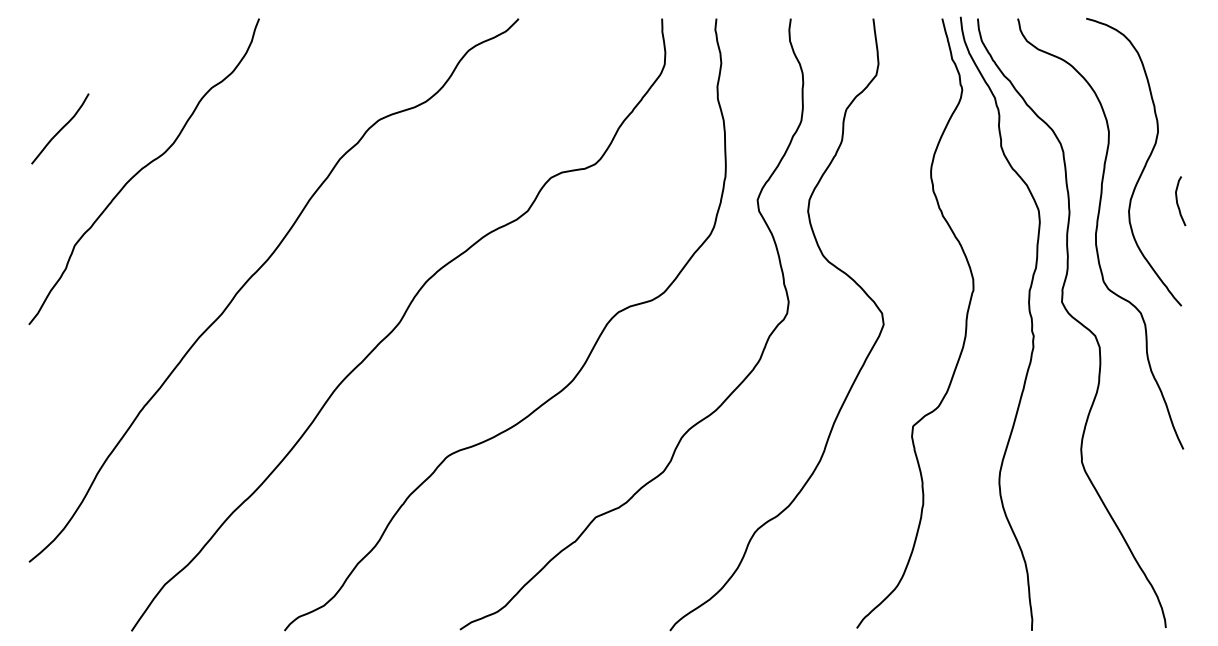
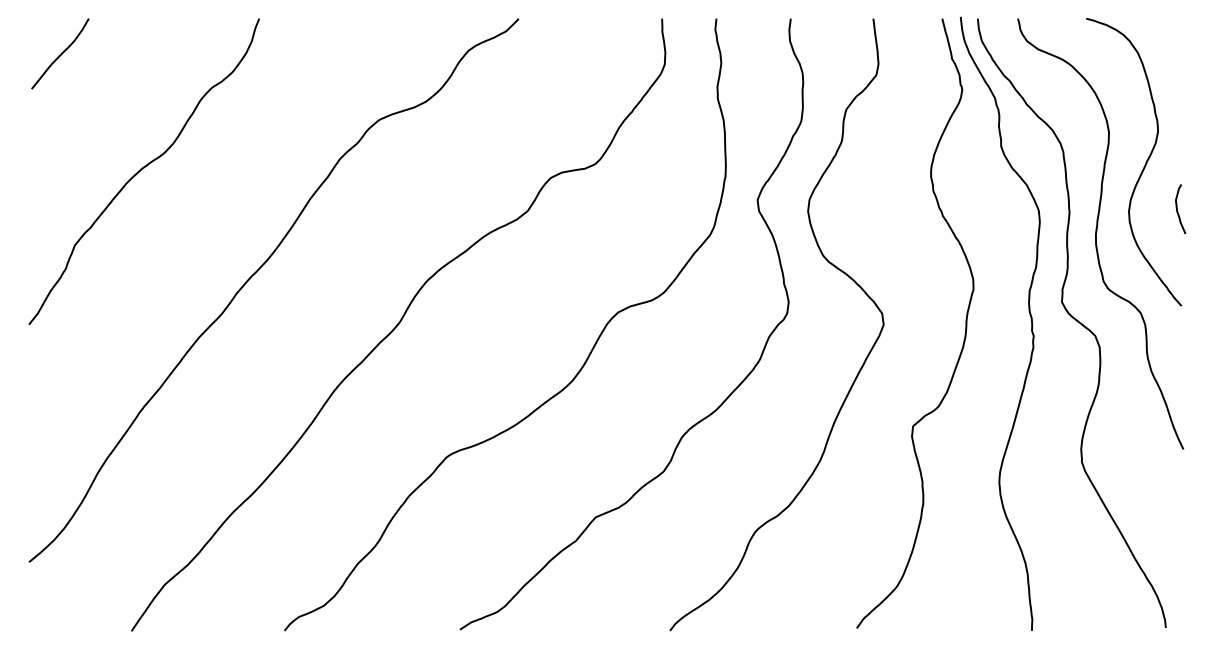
curve position: (60, 128) -> (60, 53) (60, 53)
curve position: (1178, 203) -> (1178, 211) (1178, 211)
